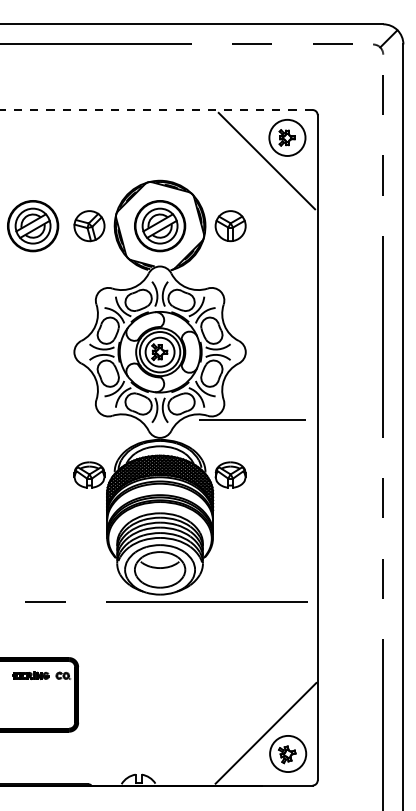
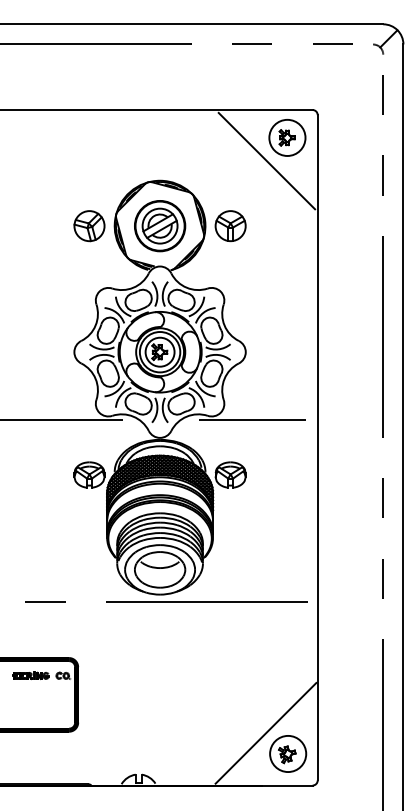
line: dashed -> solid (156, 110)
part: present -> none (33, 226)
line: none -> present (62, 420)
